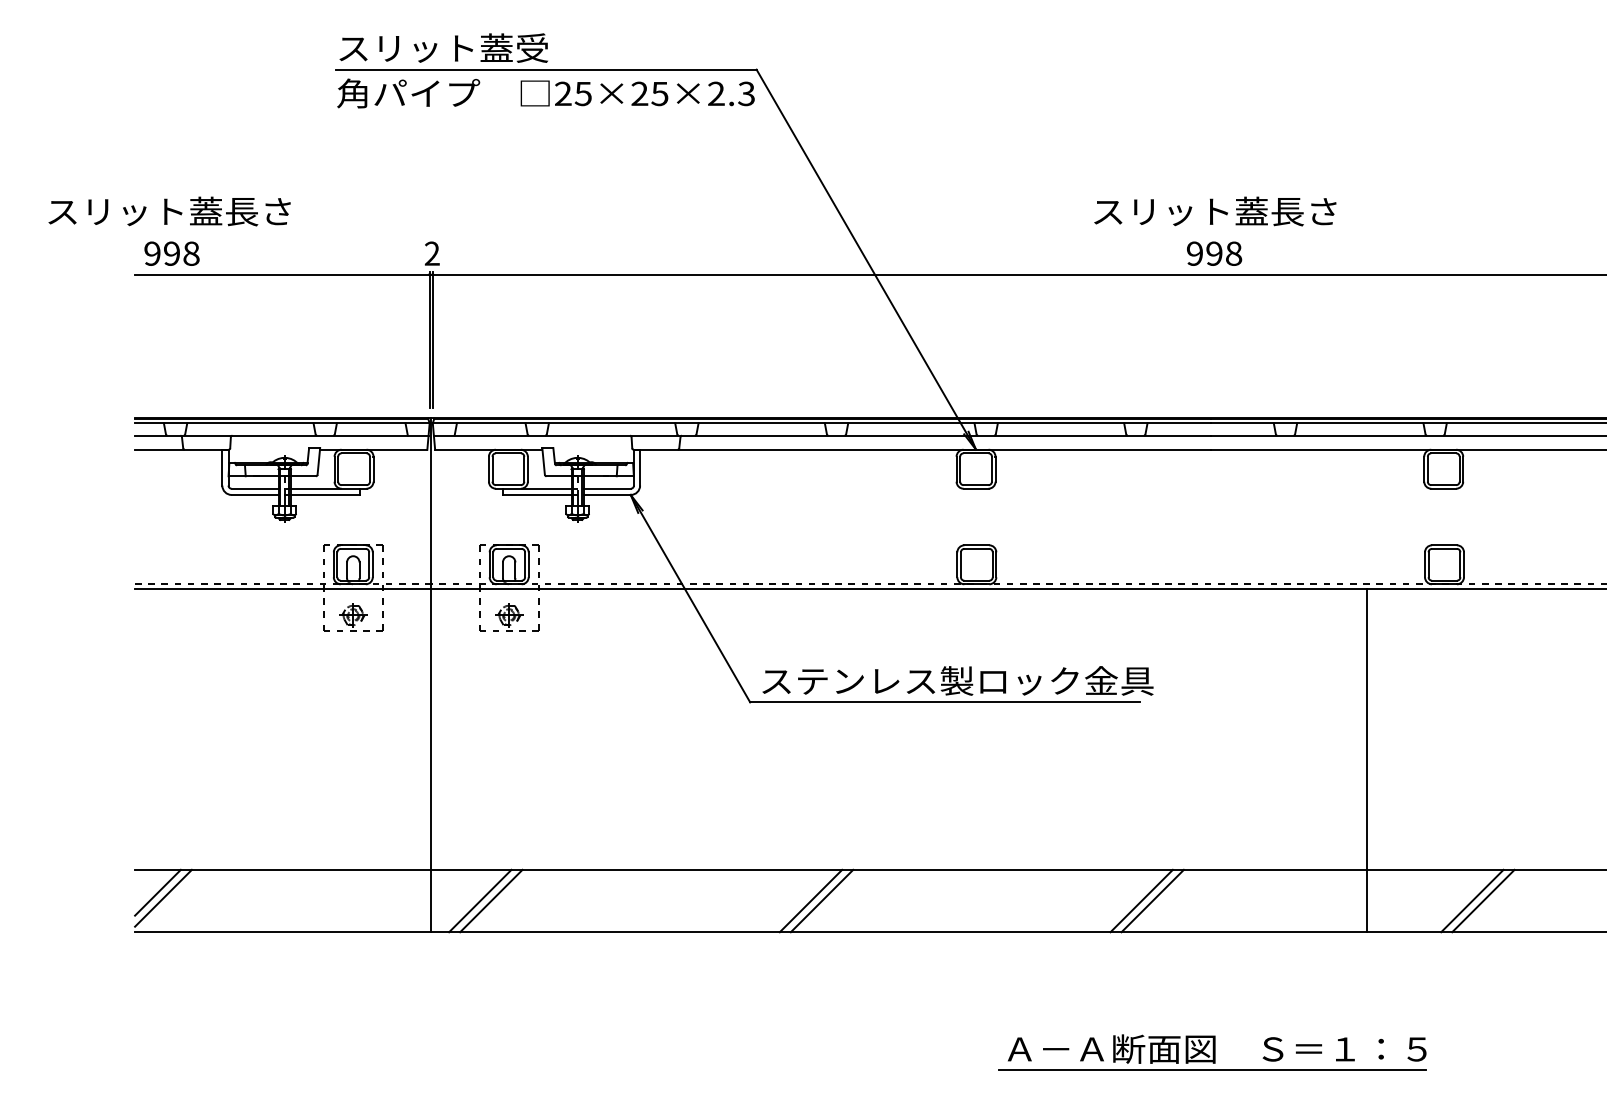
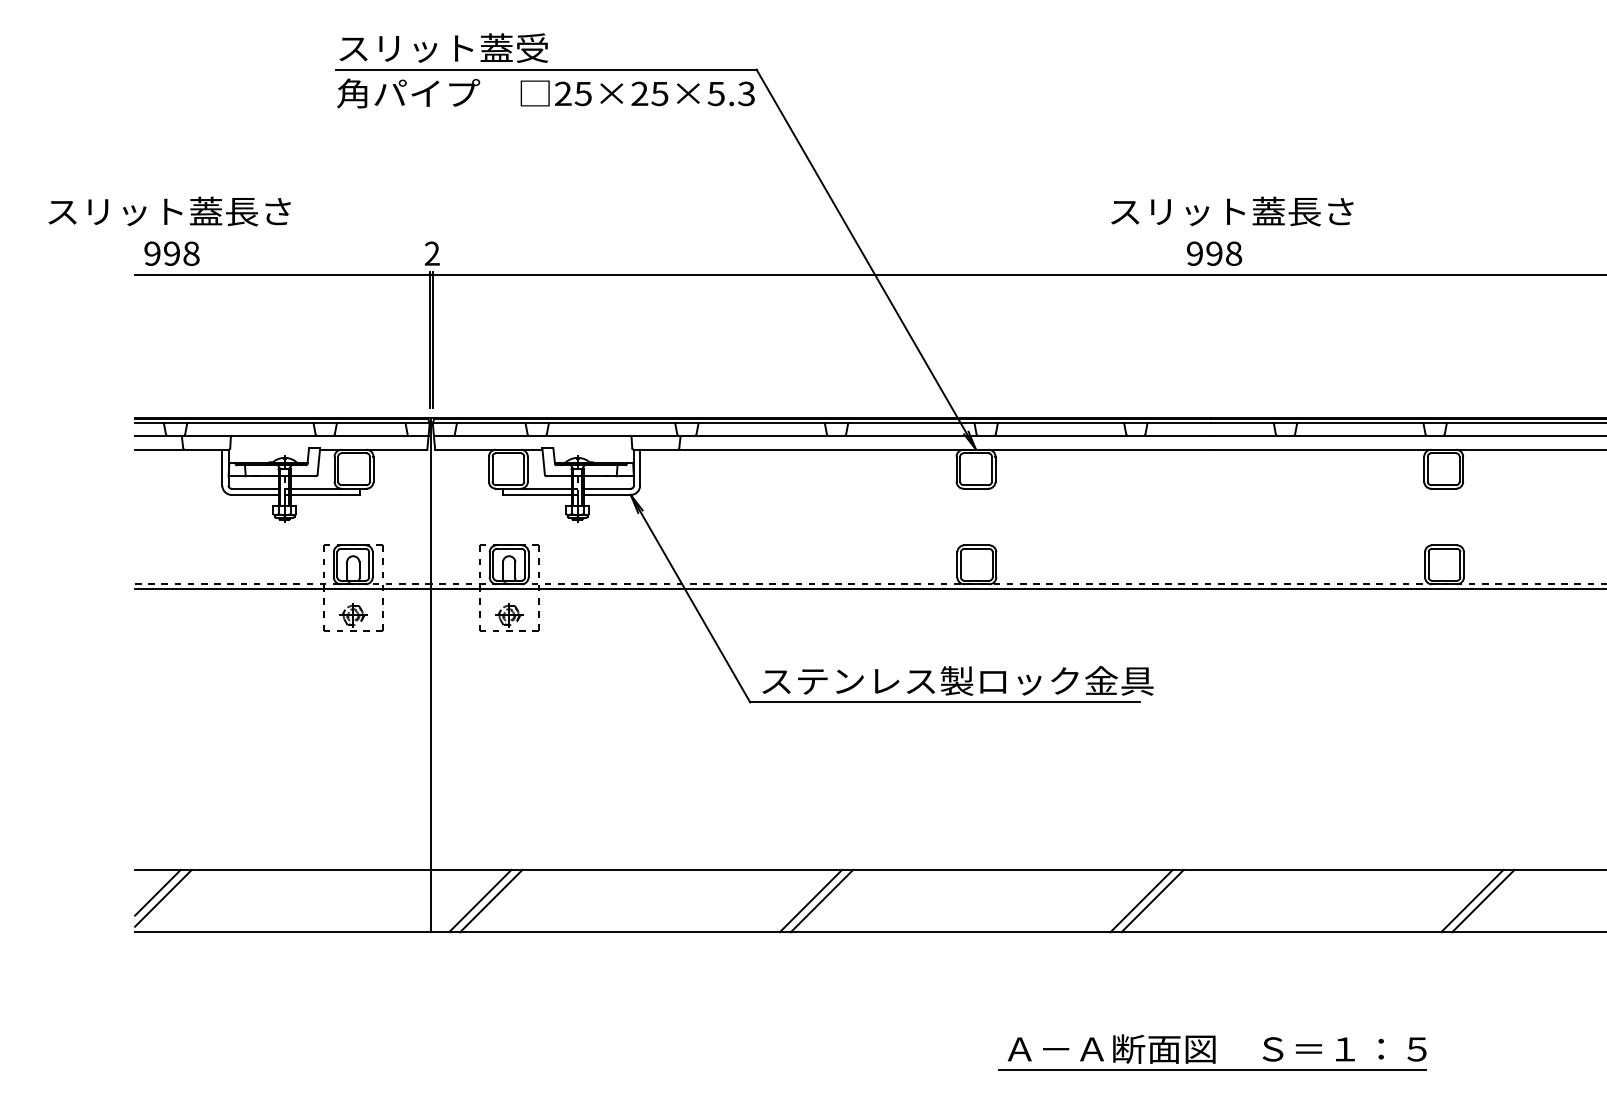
text: 25×25×2.3 -> 25×25×5.3 (715, 93)
text position: (1215, 211) -> (1232, 211) (1232, 211)
line: present -> none (1366, 760)
